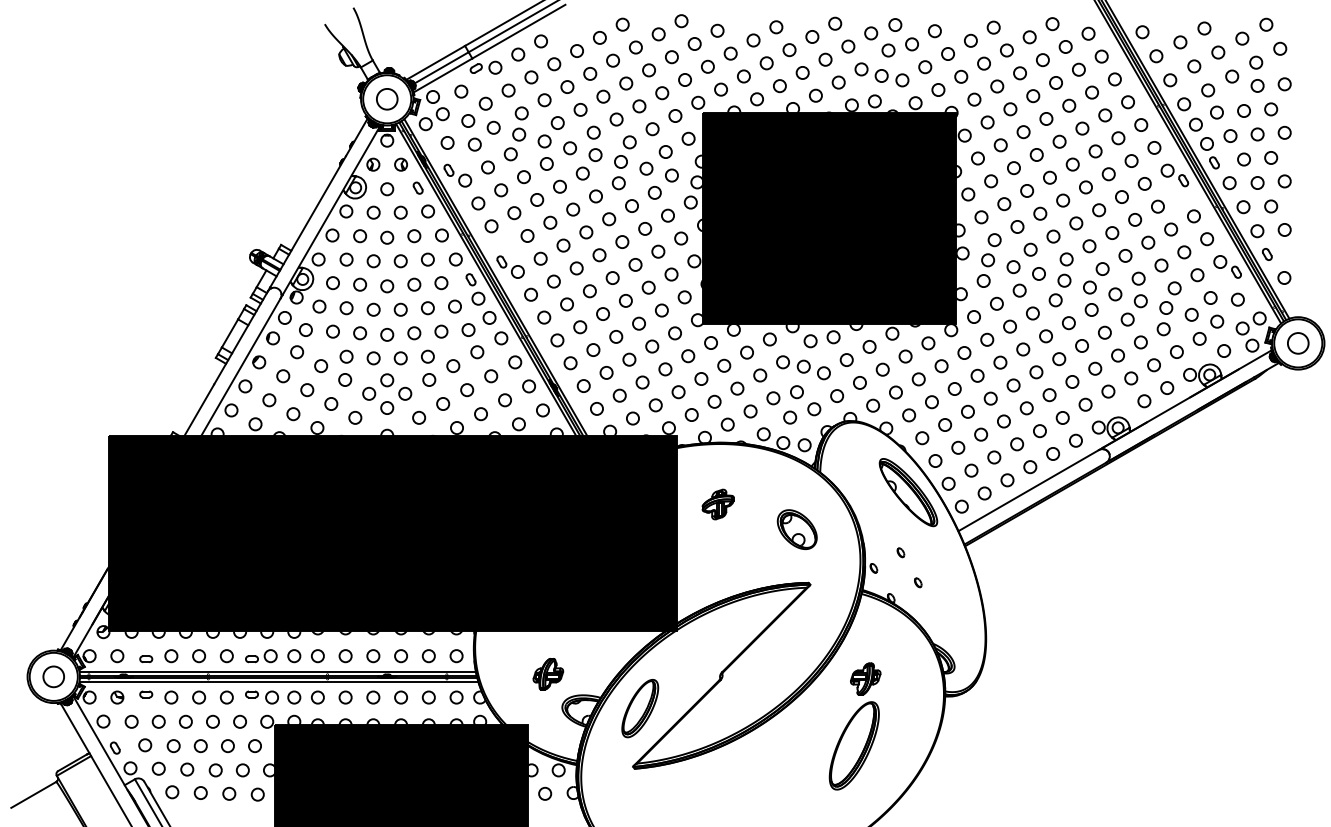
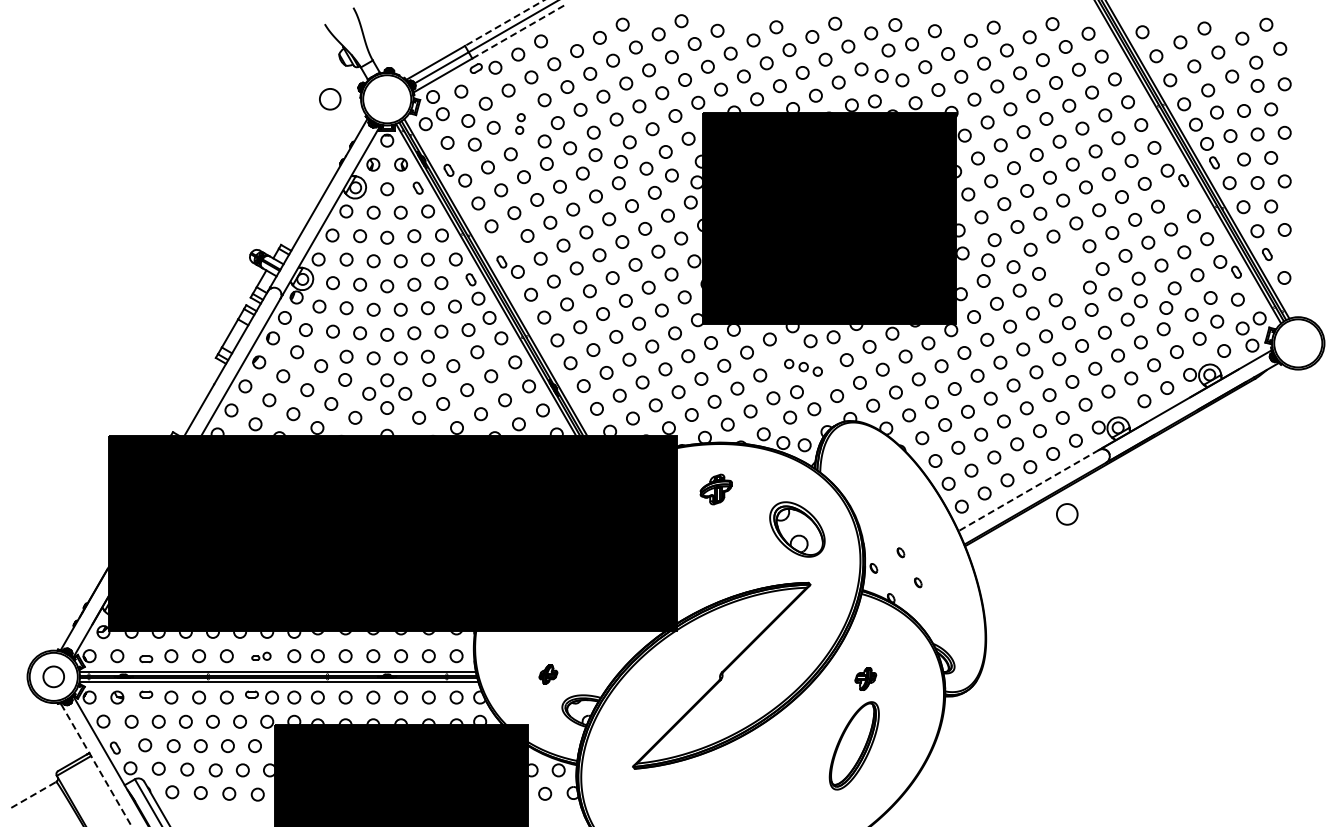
line: solid -> dashed (504, 23)
line: solid -> dashed (518, 31)
circle position: (387, 99) -> (330, 99) (330, 99)
part size: 17x36 px -> 11x22 px (520, 123)
part: present -> none (1065, 269)
circle position: (1298, 343) -> (1067, 514) (1067, 514)
part size: 55x26 px -> 39x19 px (803, 367)
line: solid -> dashed (1028, 490)
part: present -> none (908, 492)
part position: (717, 504) -> (715, 489) (715, 489)
part size: 42x42 px -> 57x57 px (797, 529)
part size: 33x15 px -> 21x10 px (261, 655)
part size: 33x33 px -> 21x21 px (548, 674)
part size: 32x34 px -> 24x24 px (865, 678)
part: present -> none (640, 708)
line: solid -> dashed (96, 765)
line: solid -> dashed (34, 794)
